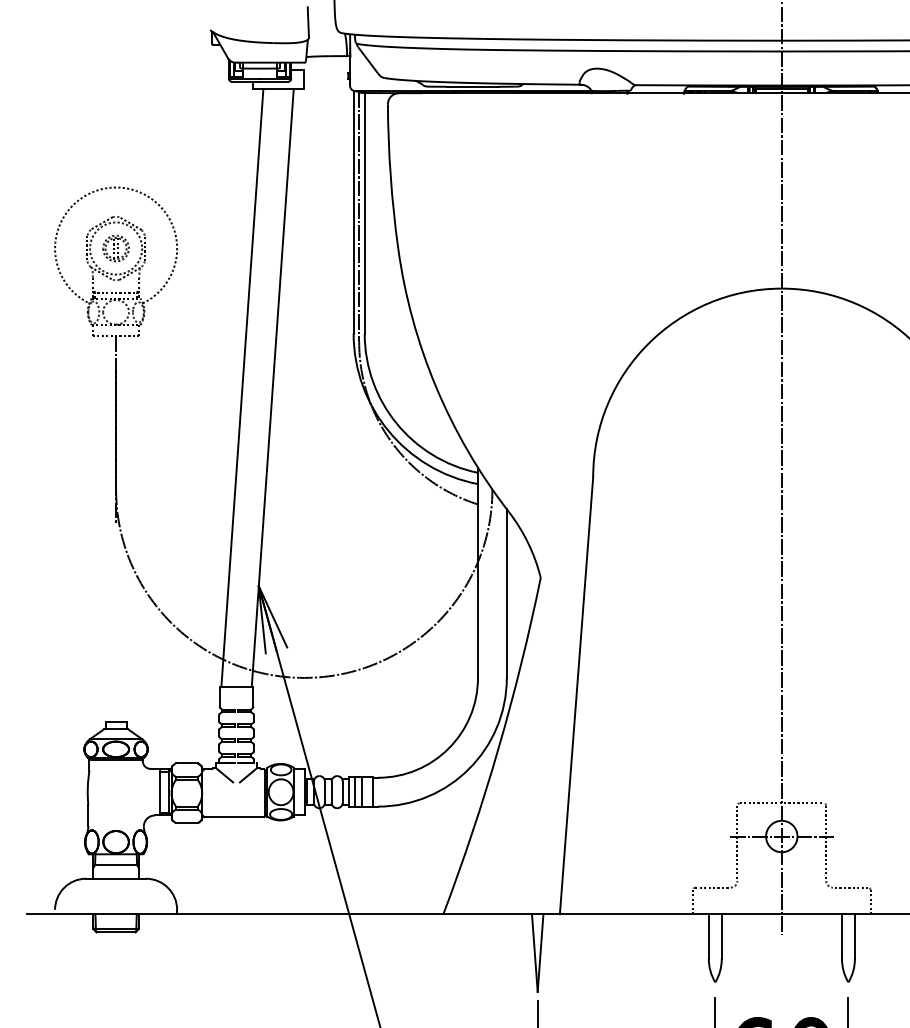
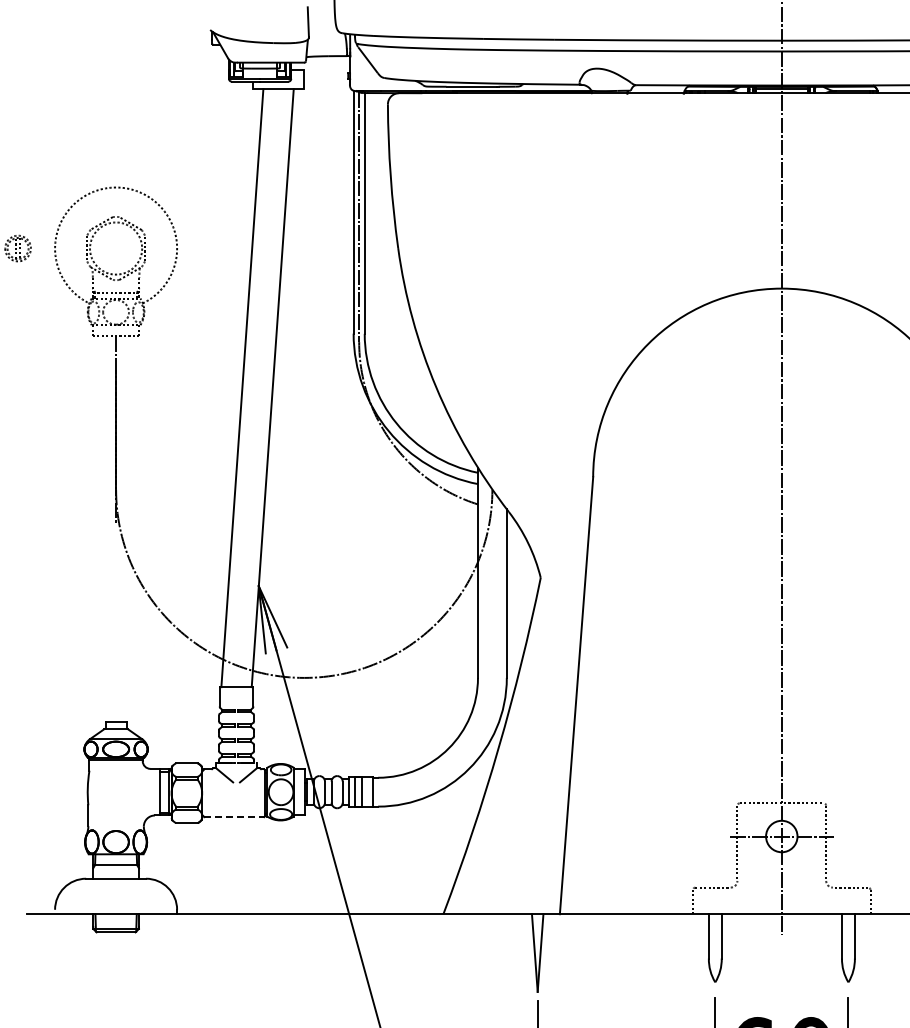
part position: (115, 248) -> (17, 248) (17, 248)
line: solid -> dashed (234, 817)
